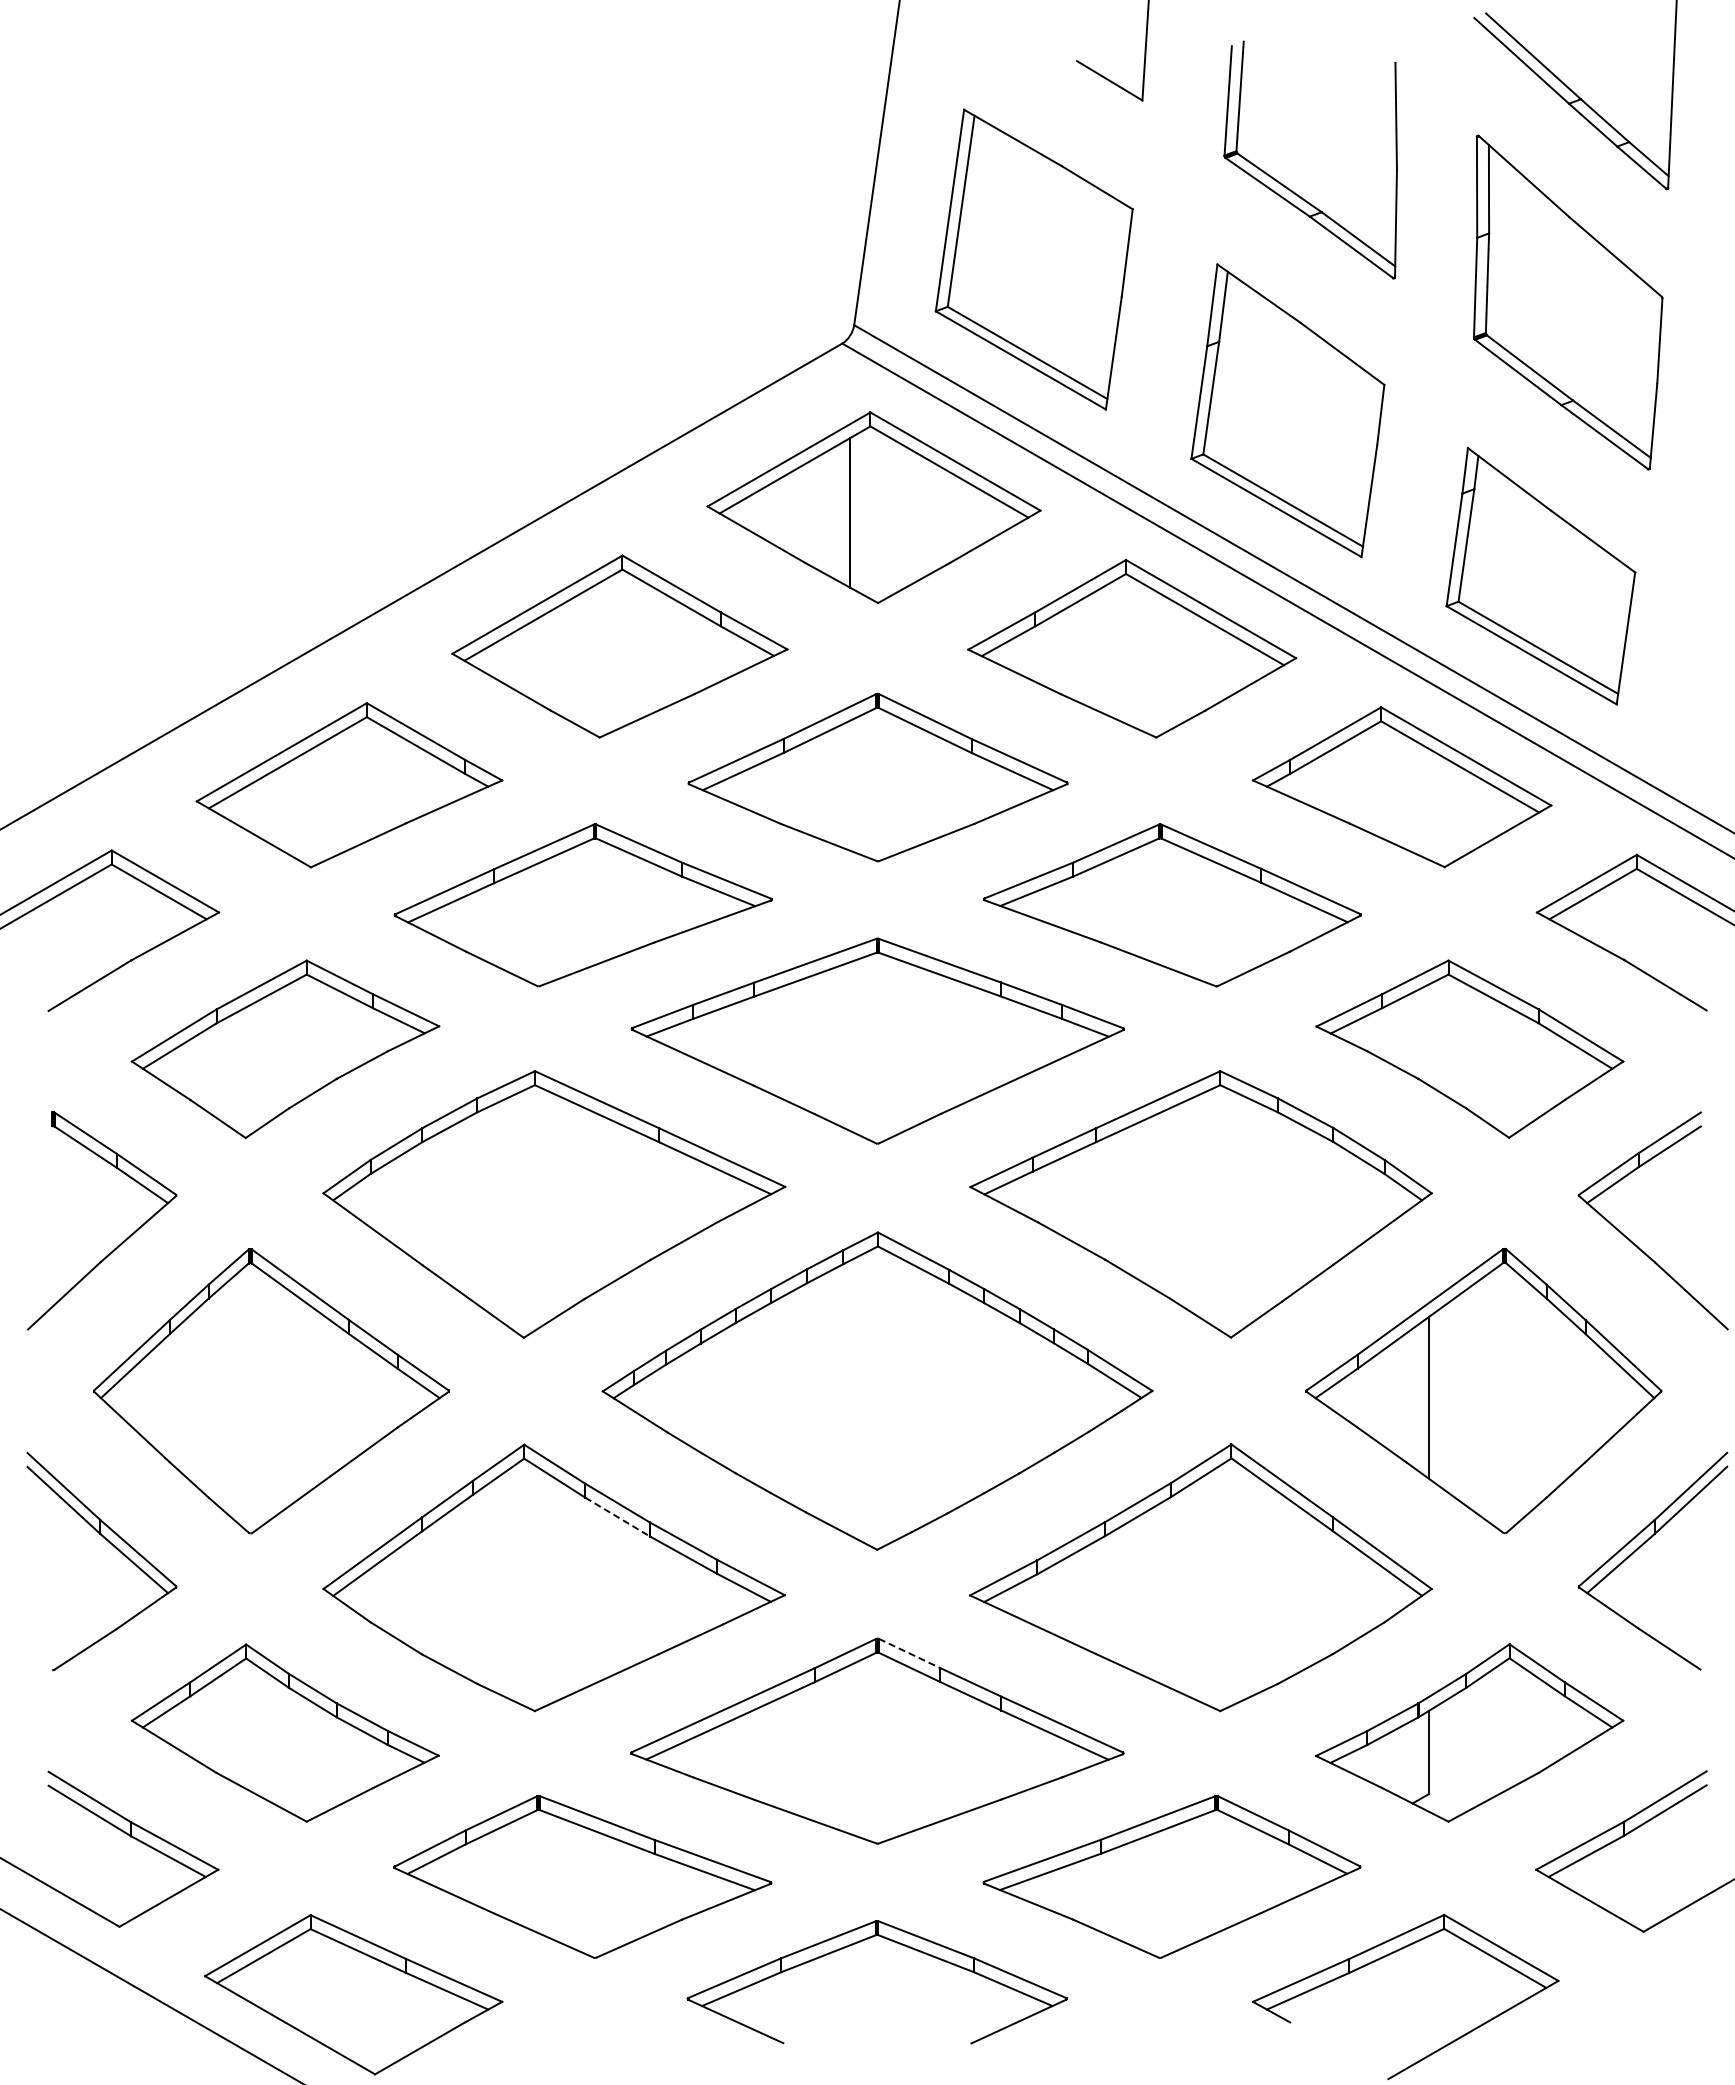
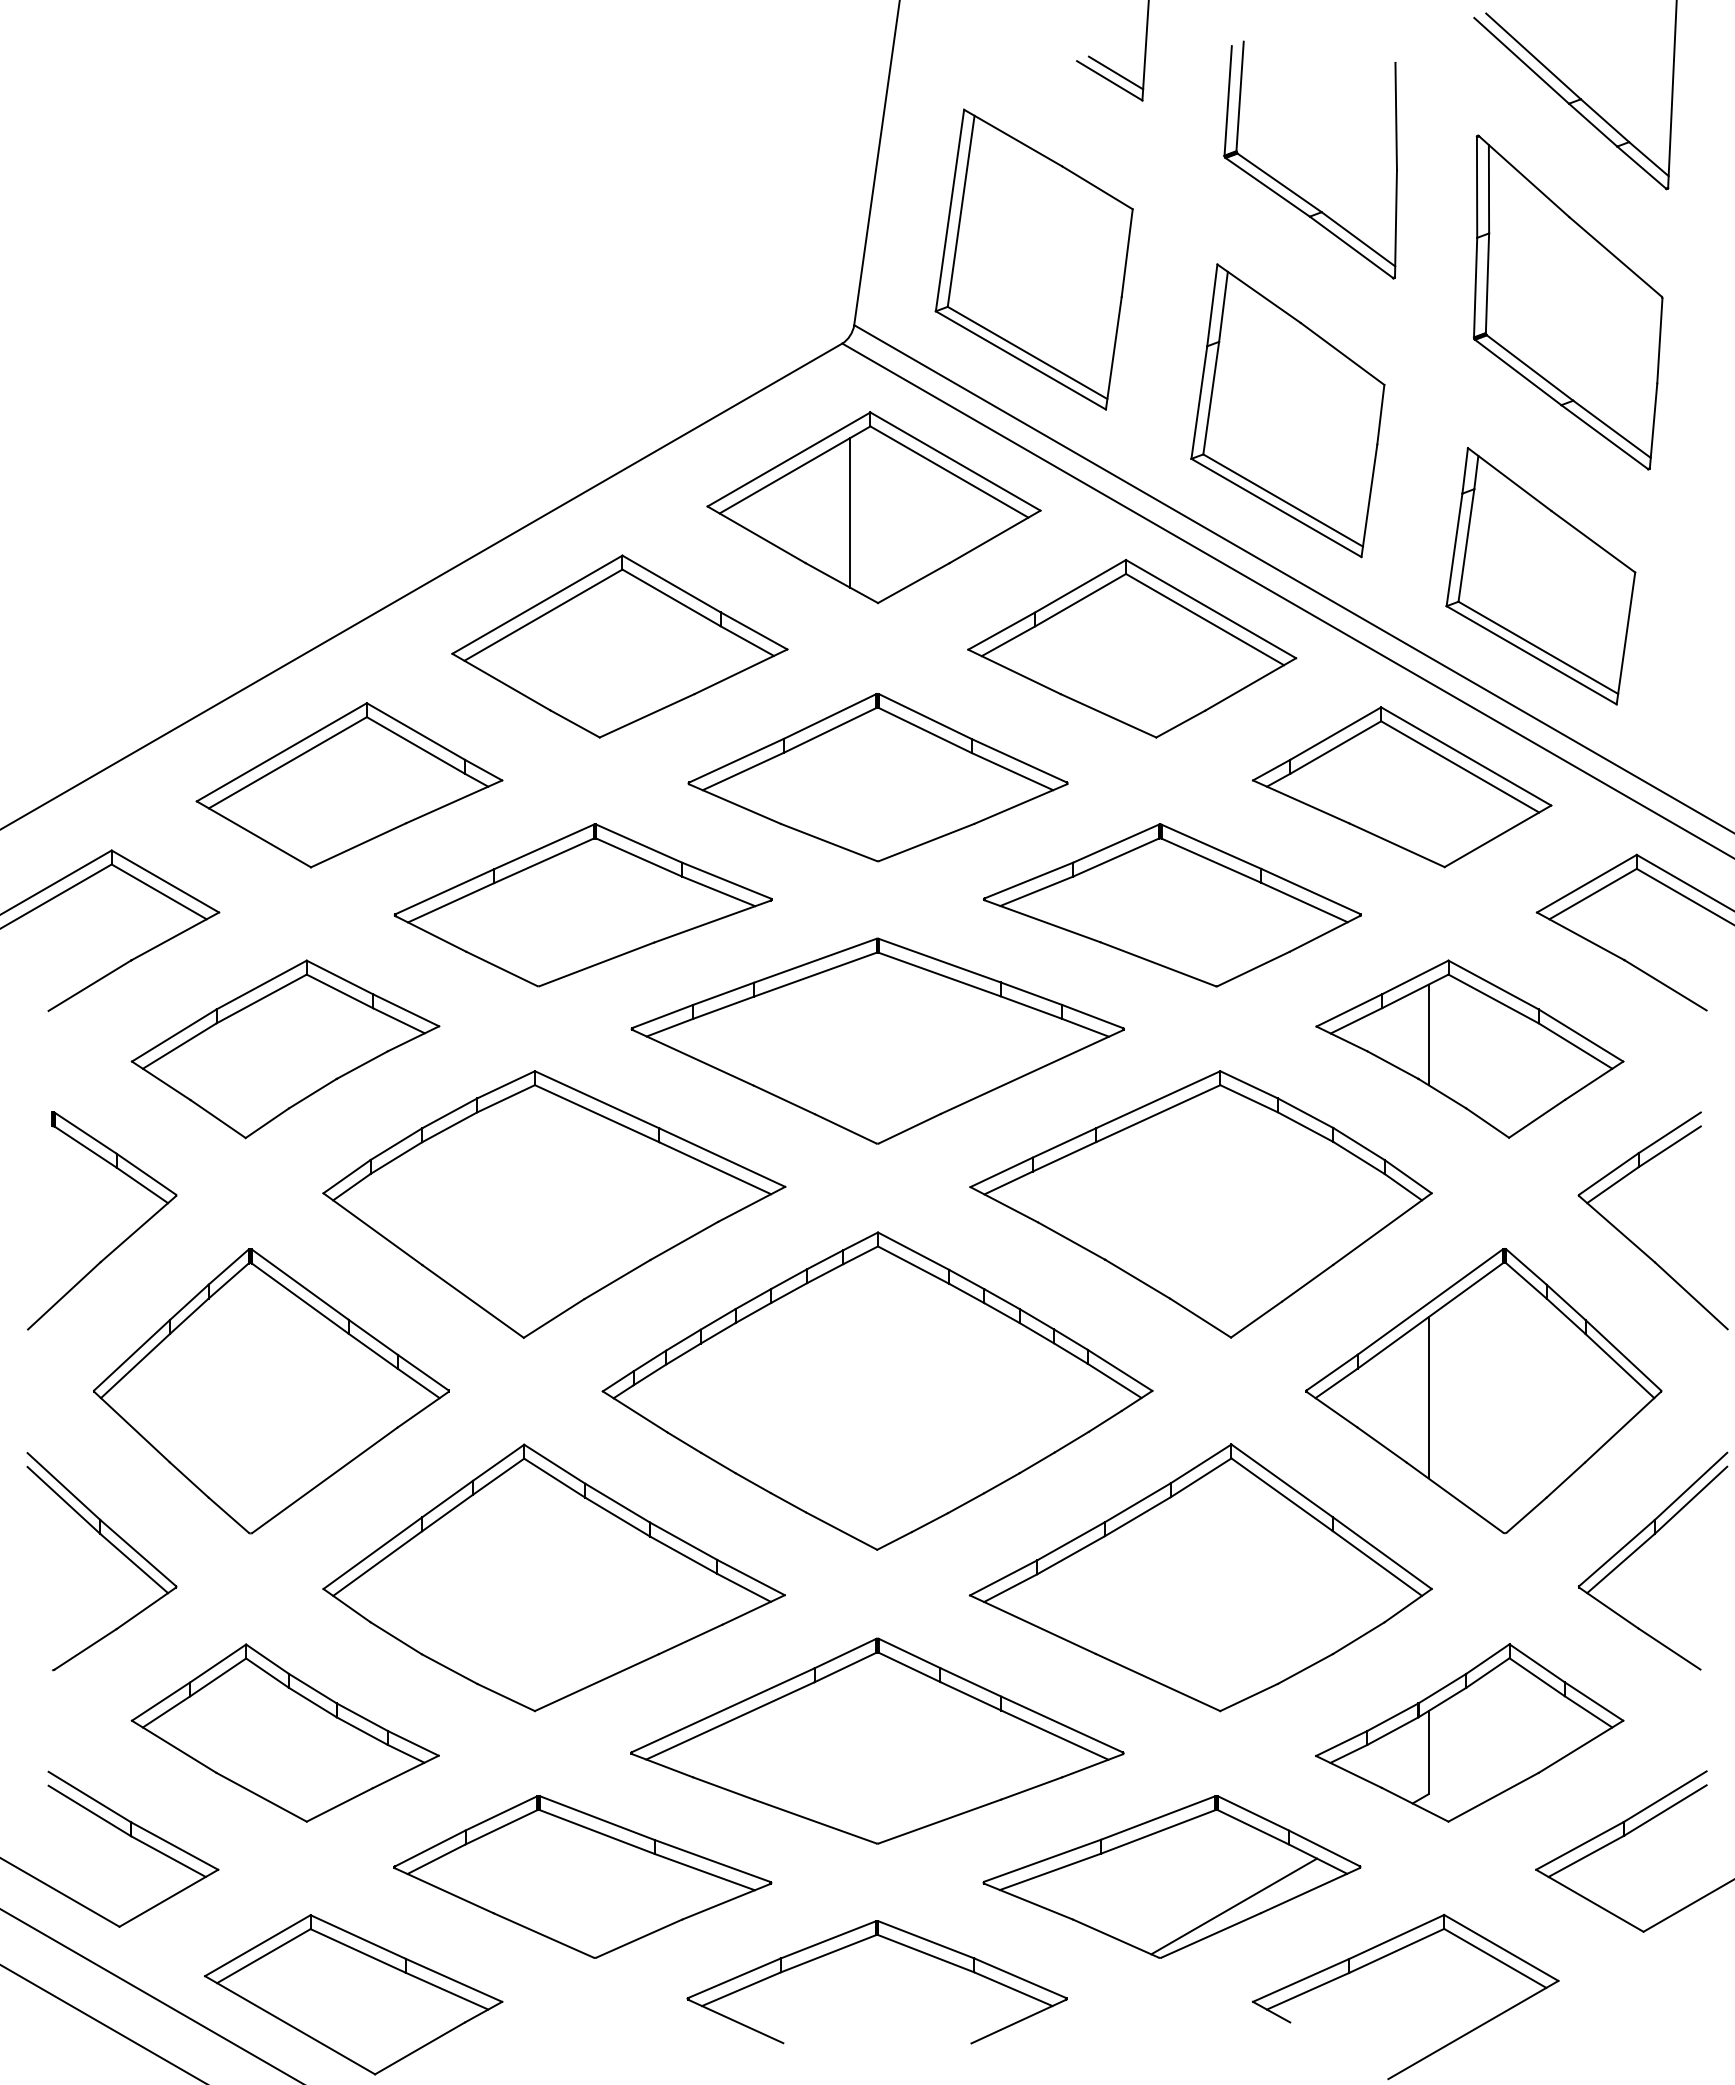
line: none -> present (1115, 72)
line: none -> present (1428, 1034)
line: dashed -> solid (617, 1517)
line: dashed -> solid (909, 1653)
line: none -> present (1234, 1906)
line: none -> present (102, 2023)
